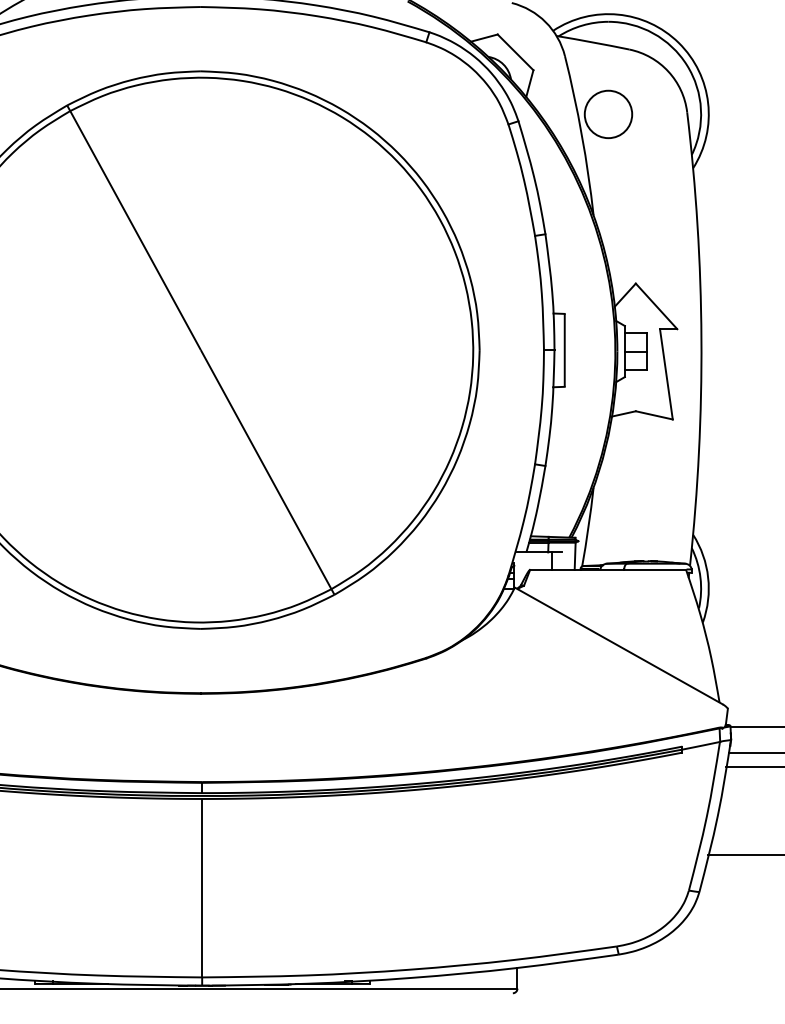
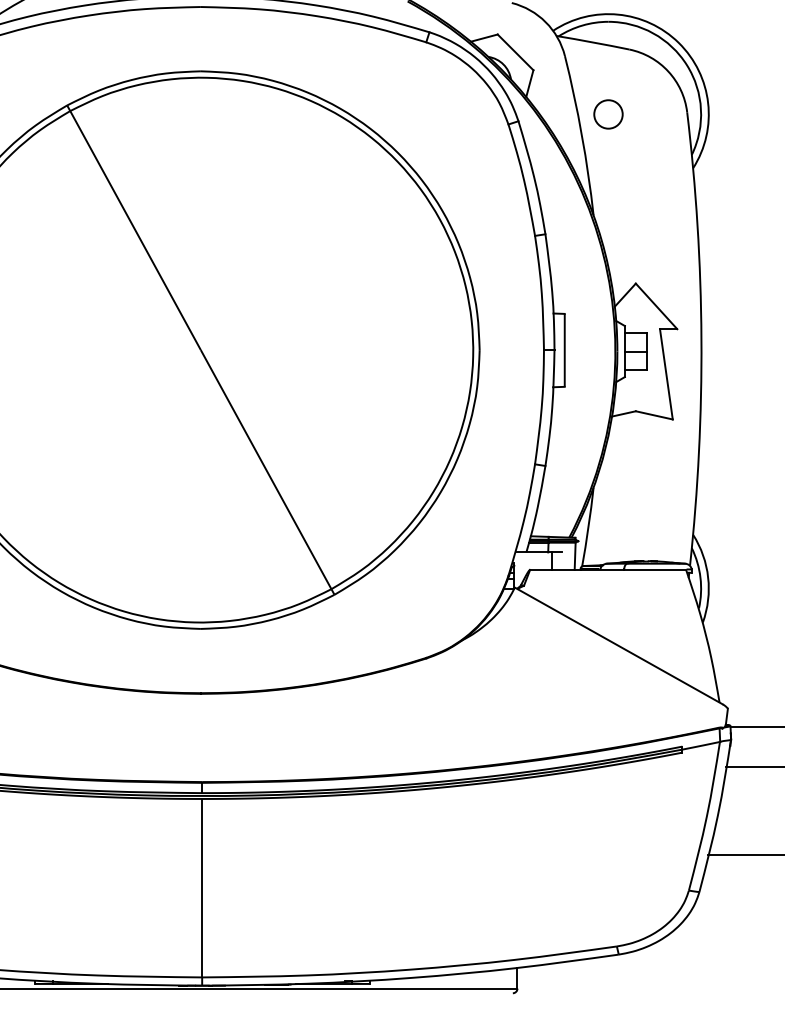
circle diameter: 47 px -> 28 px (608, 114)
line: present -> none (754, 752)
